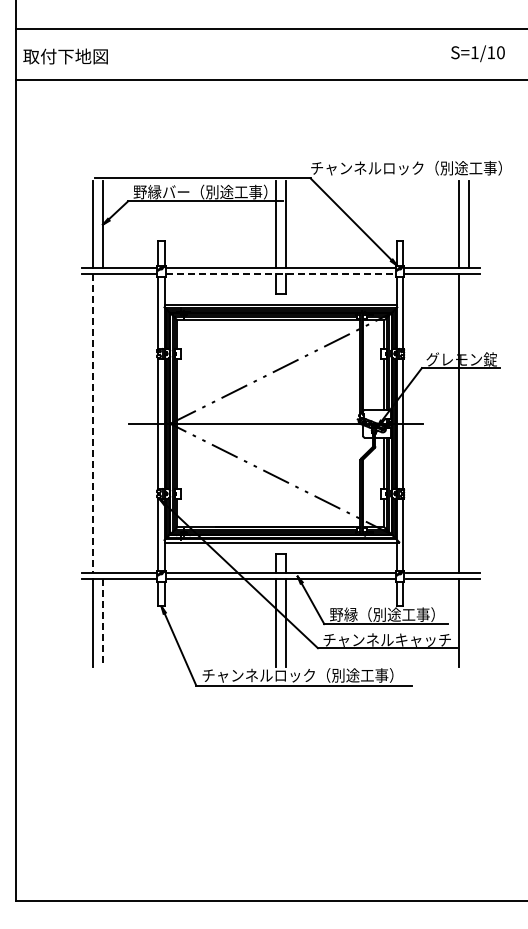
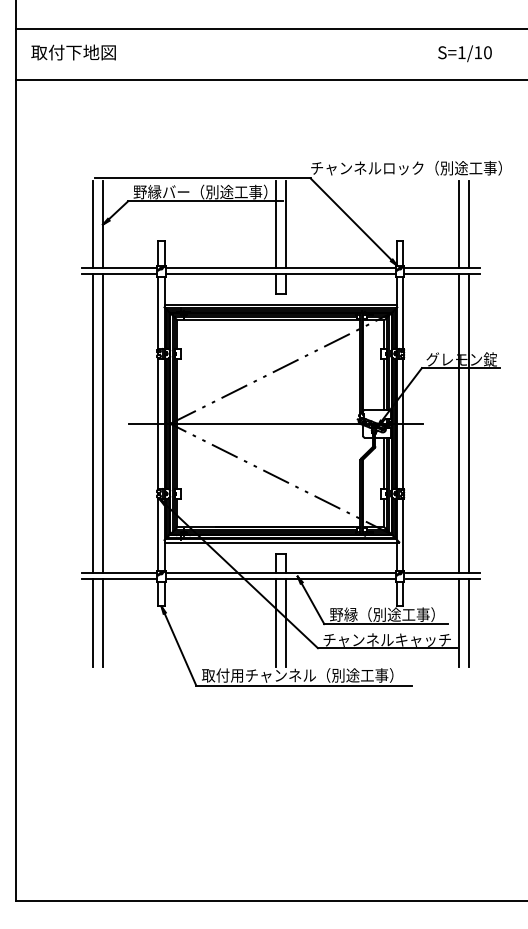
text position: (477, 53) -> (464, 53) (464, 53)
text position: (65, 56) -> (73, 52) (73, 52)
line: dashed -> solid (281, 274)
line: none -> present (102, 423)
line: none -> present (468, 423)
line: dashed -> solid (92, 424)
line: dashed -> solid (102, 622)
line: none -> present (468, 622)
text: チャンネルロック（別途工事） -> 取付用チャンネル（別途工事） (258, 675)
